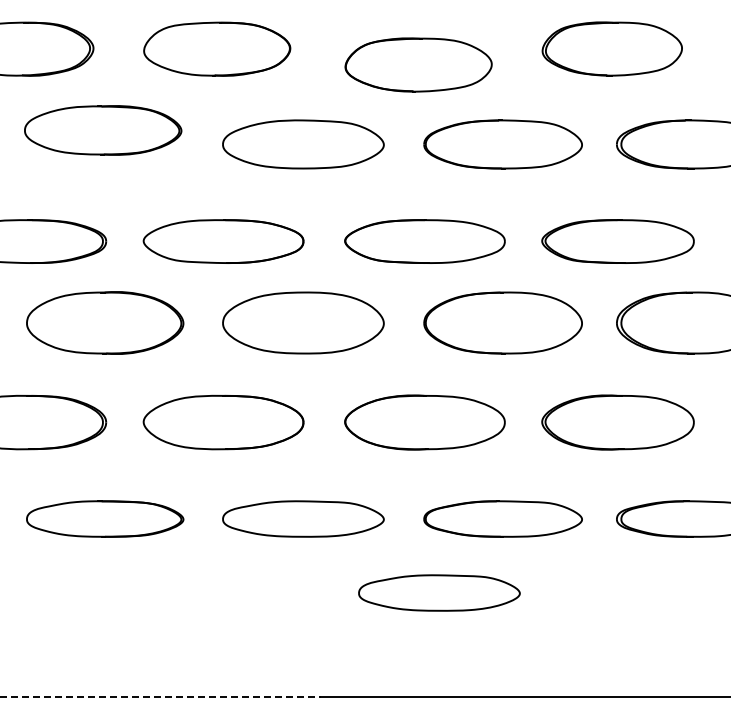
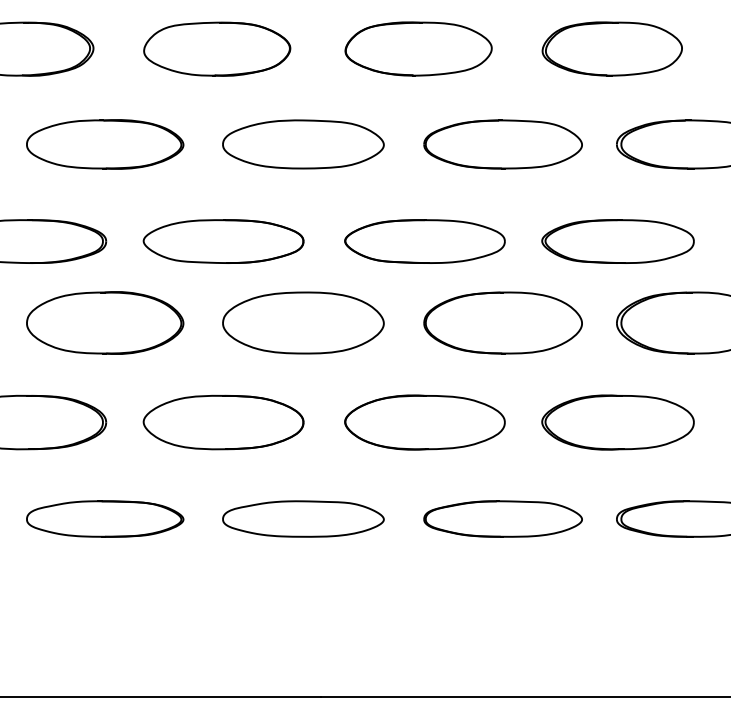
part position: (418, 64) -> (418, 48) (418, 48)
part position: (103, 130) -> (105, 144) (105, 144)
part: present -> none (439, 592)
line: dashed -> solid (161, 697)
